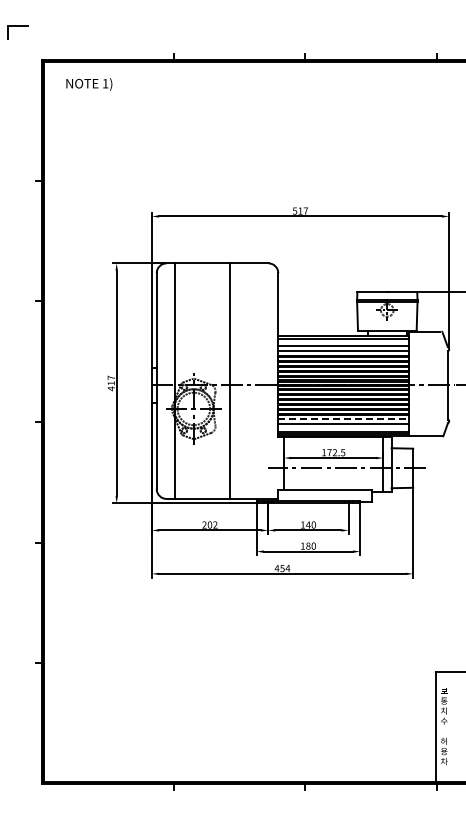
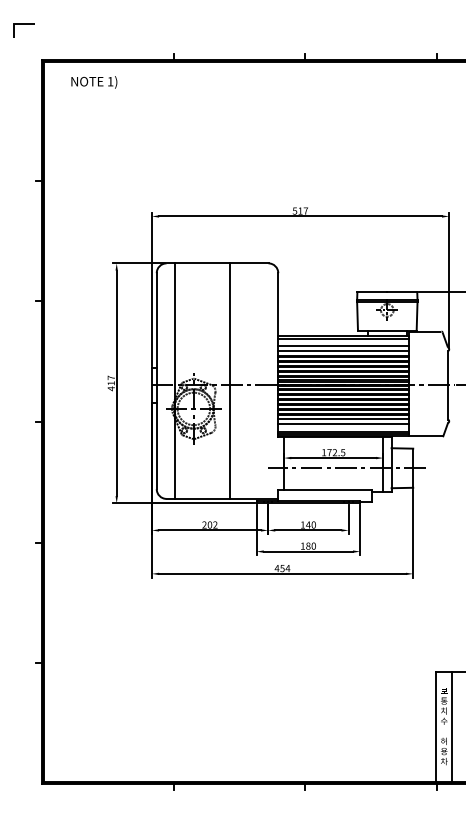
line position: (17, 26) -> (23, 24) (23, 24)
text position: (89, 84) -> (94, 82) (94, 82)
line: dashed -> solid (344, 419)
line: none -> present (452, 726)
